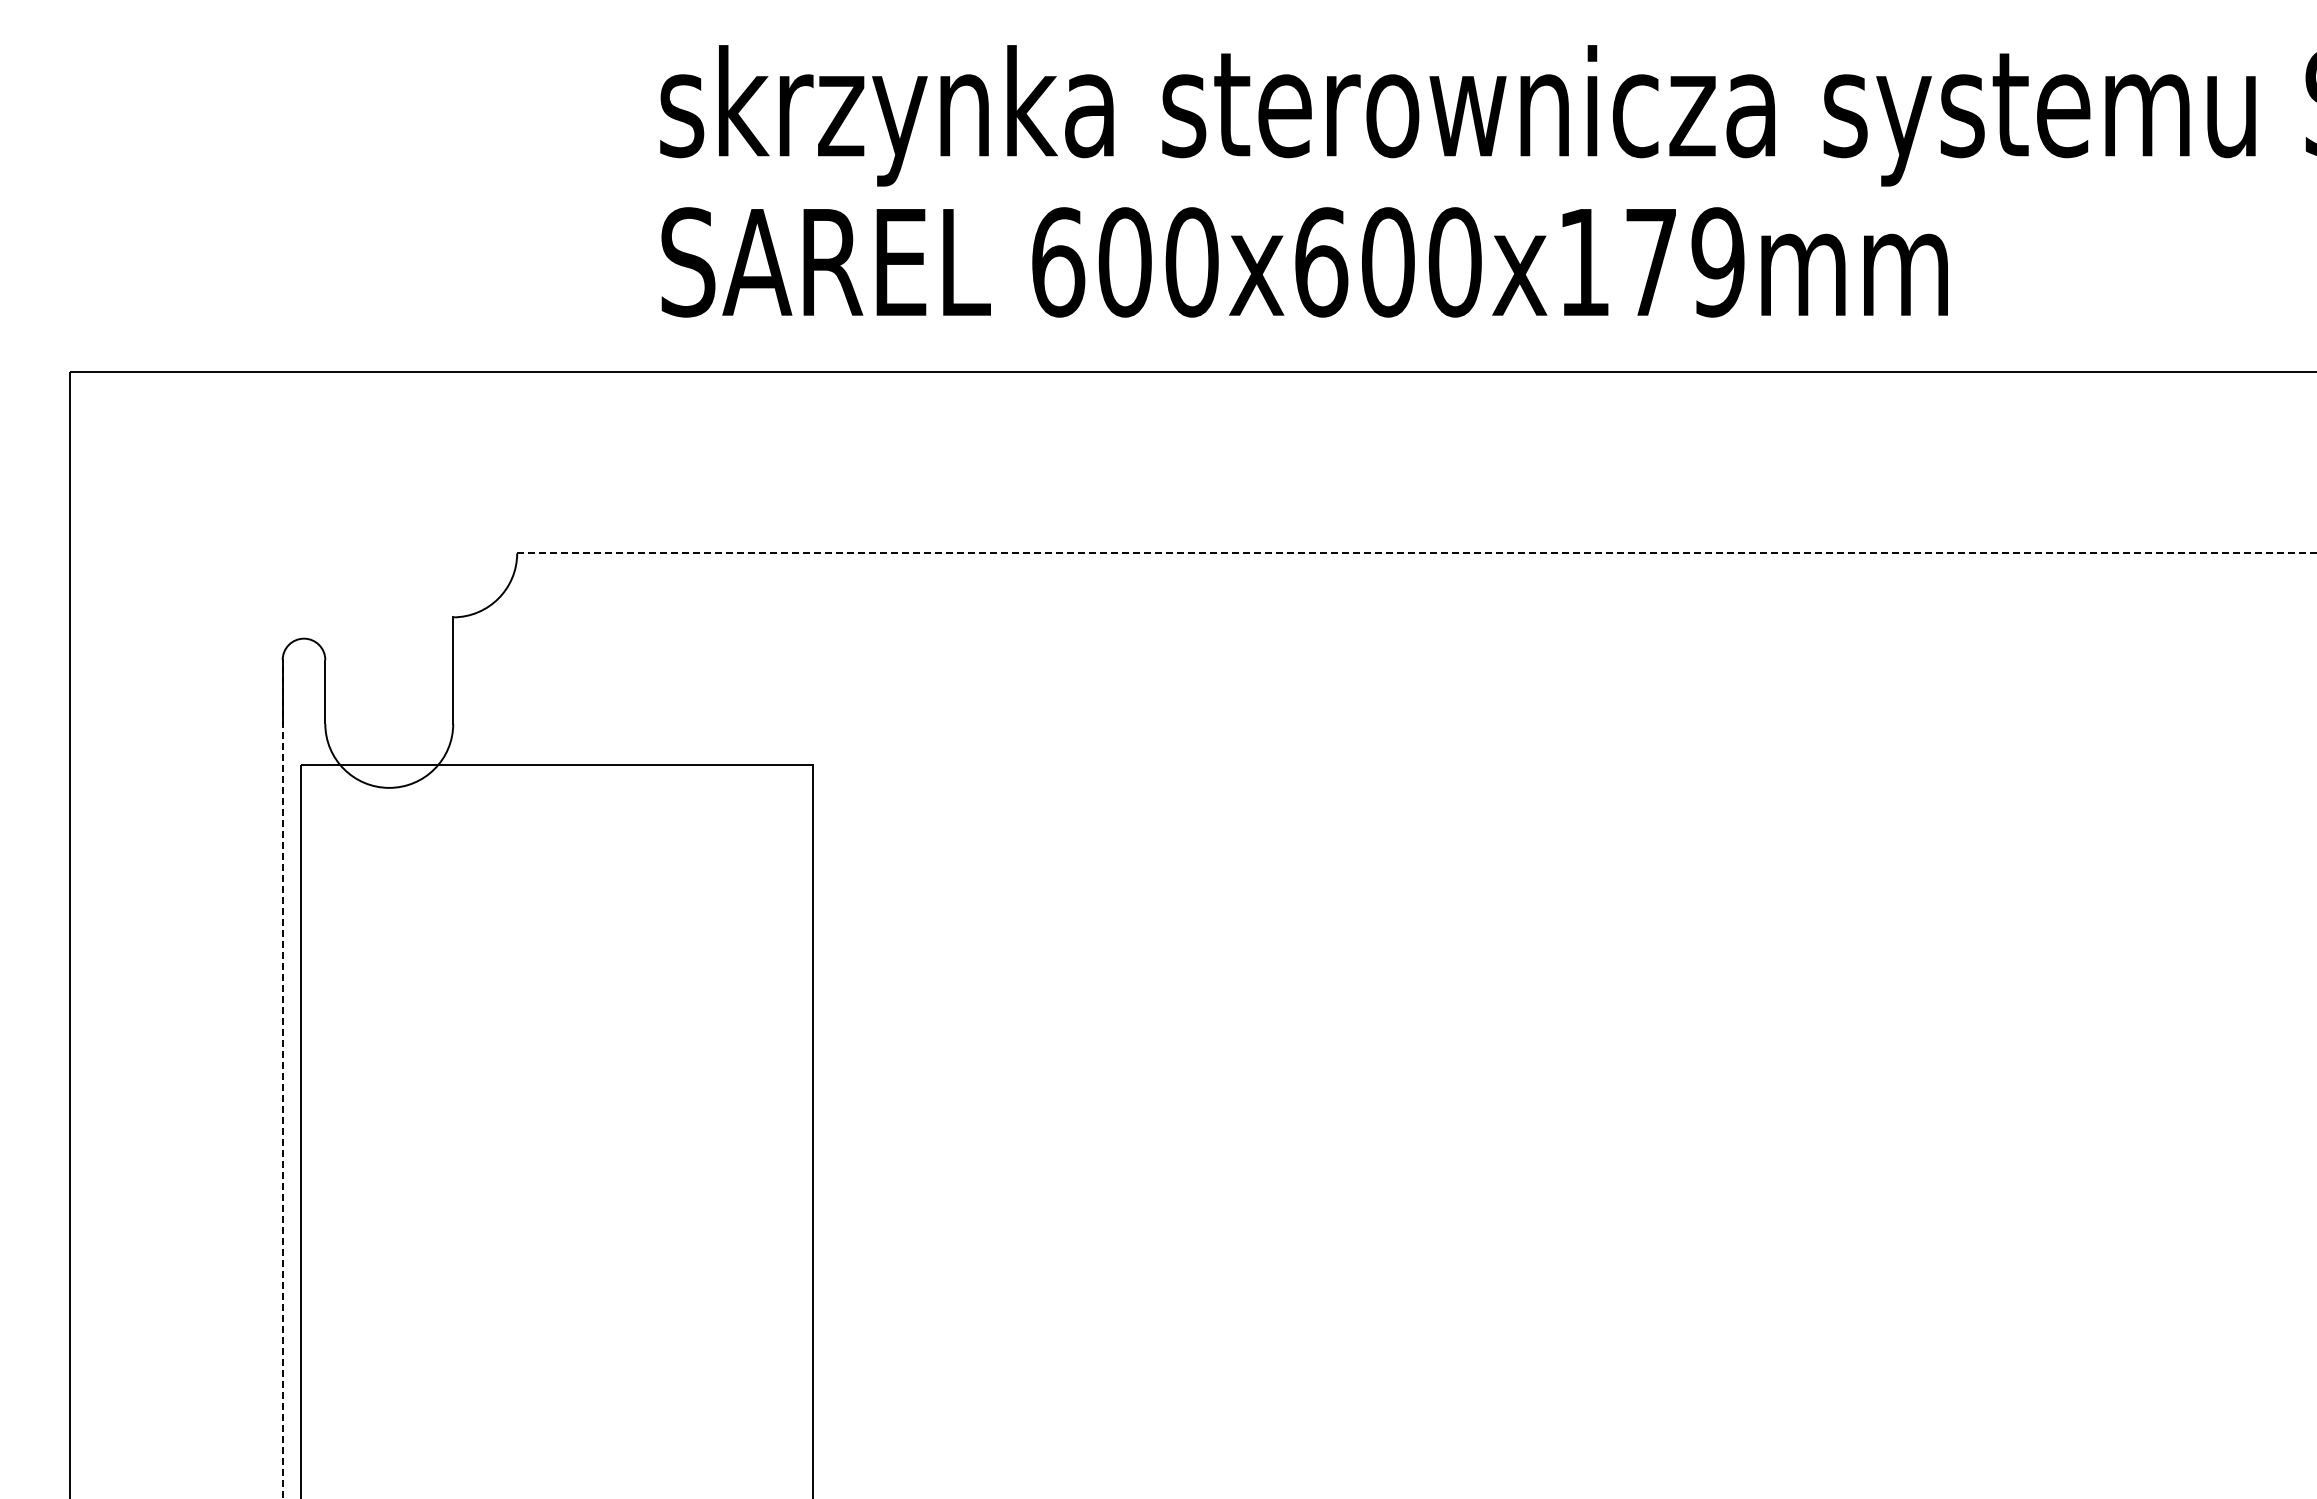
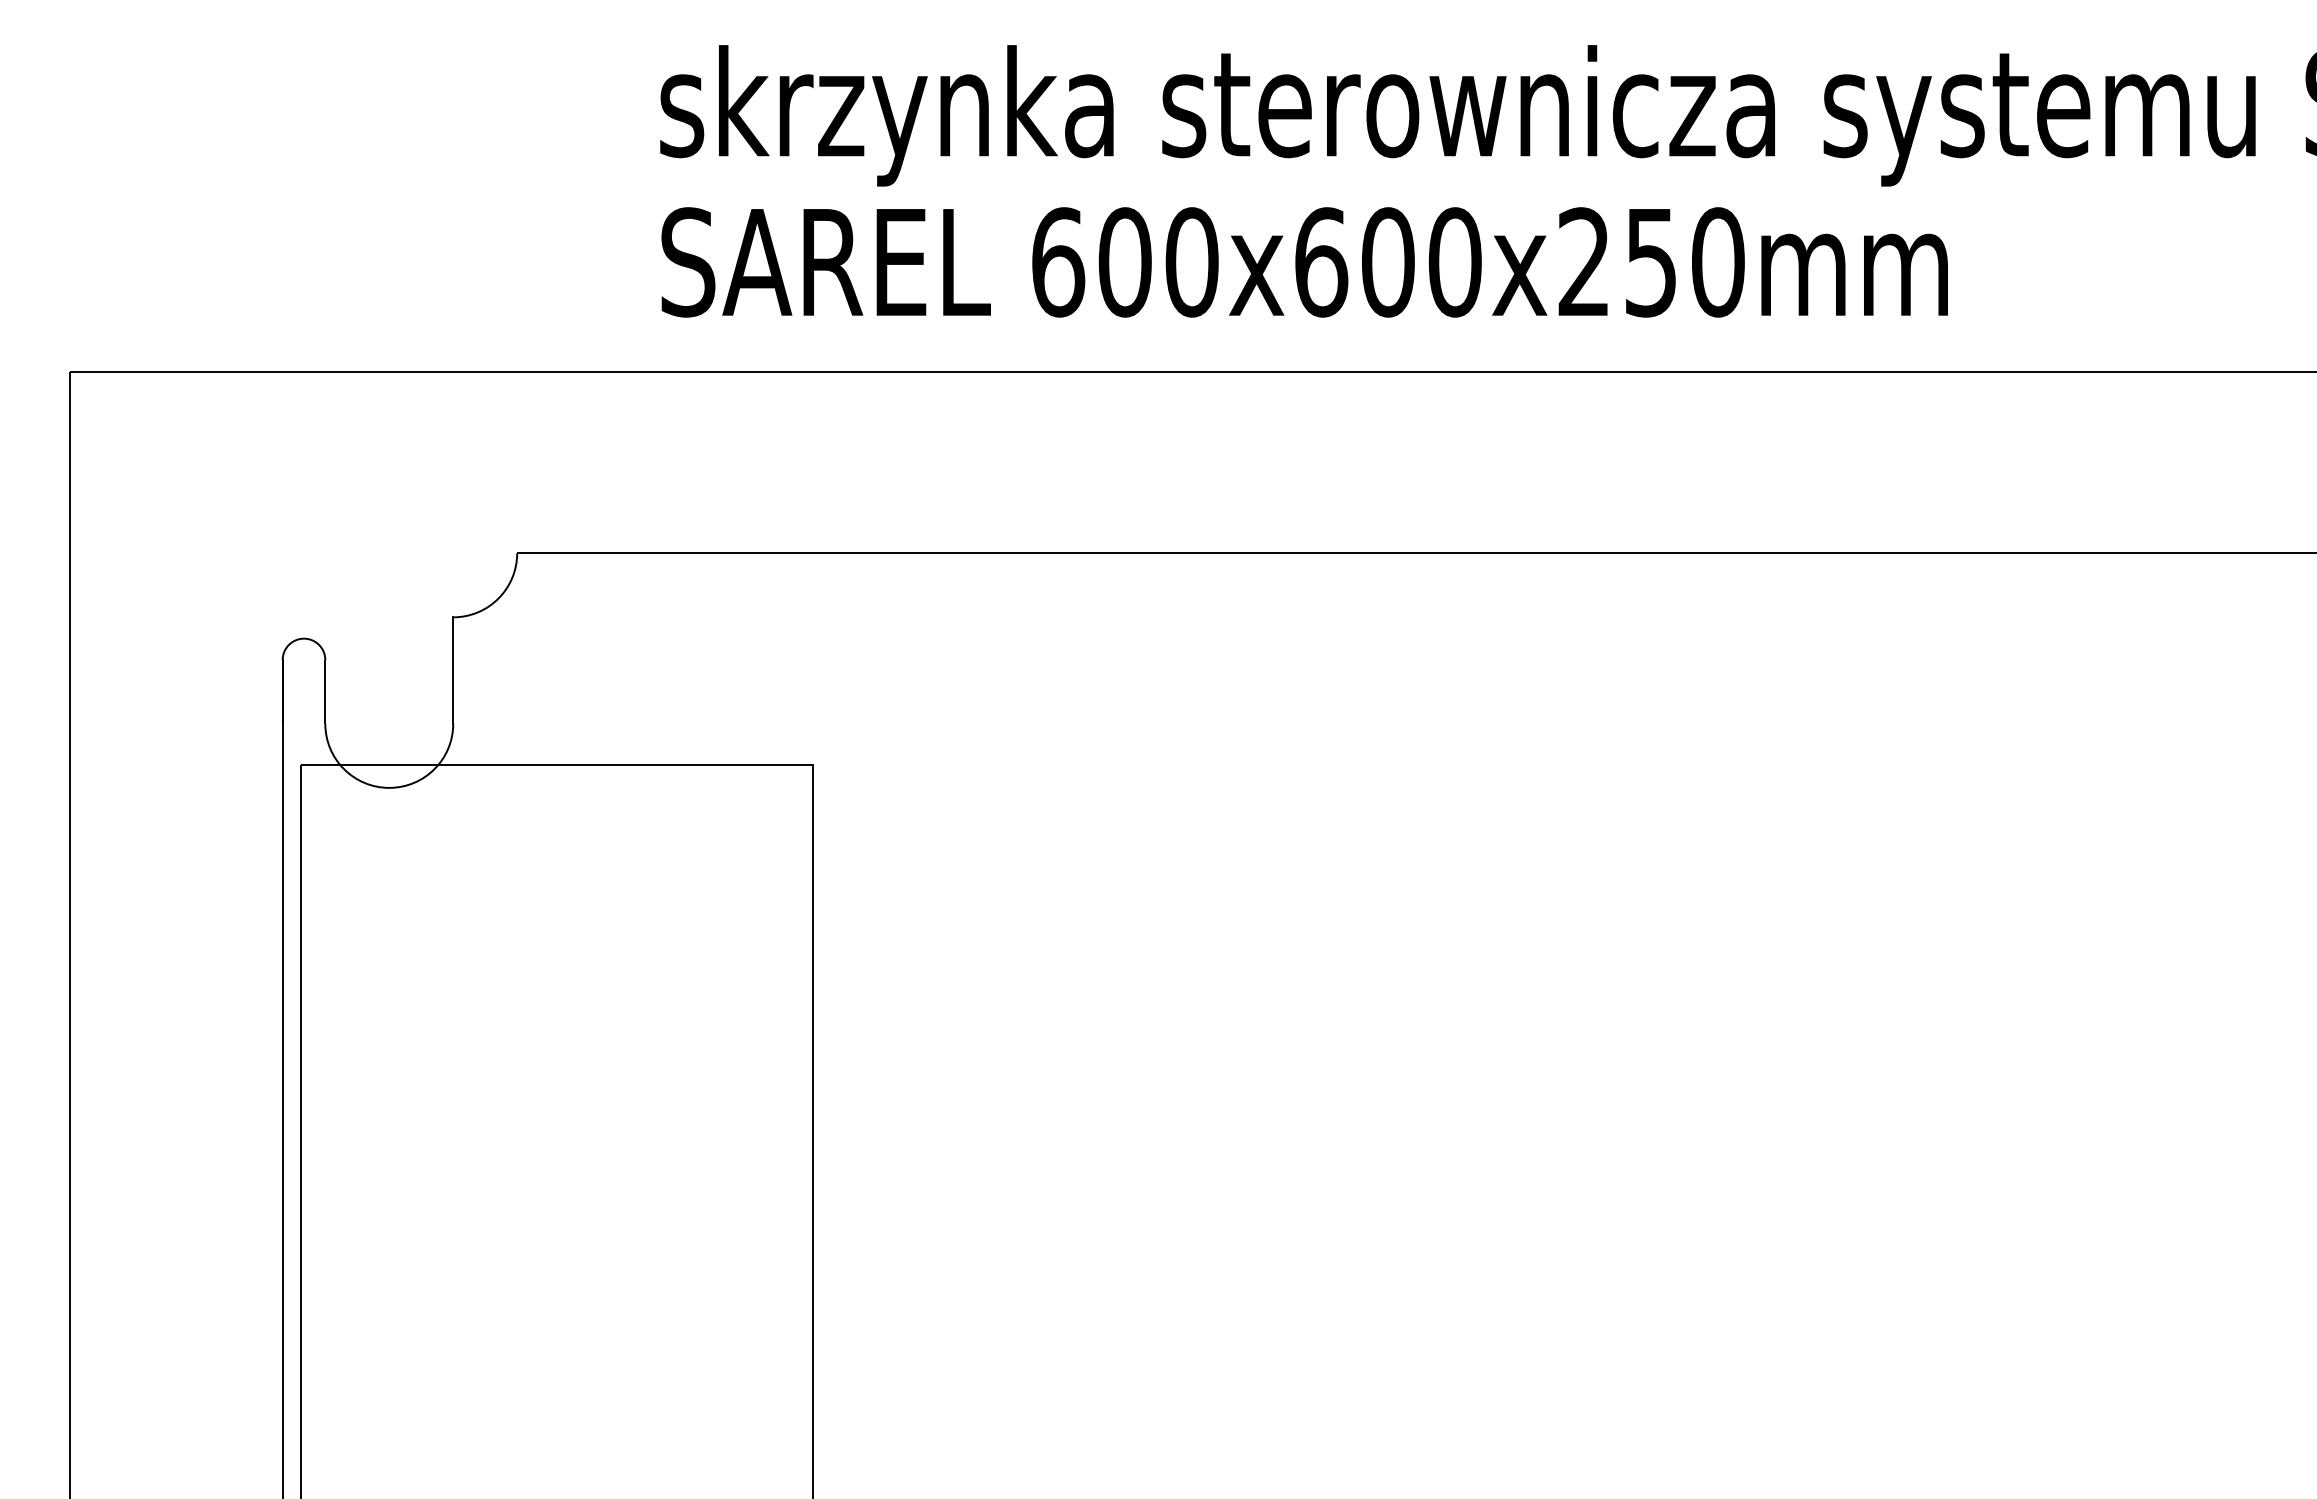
text: 600x600x179mm -> 600x600x250mm (1651, 262)
line: dashed -> solid (1416, 553)
line: dashed -> solid (282, 1078)
